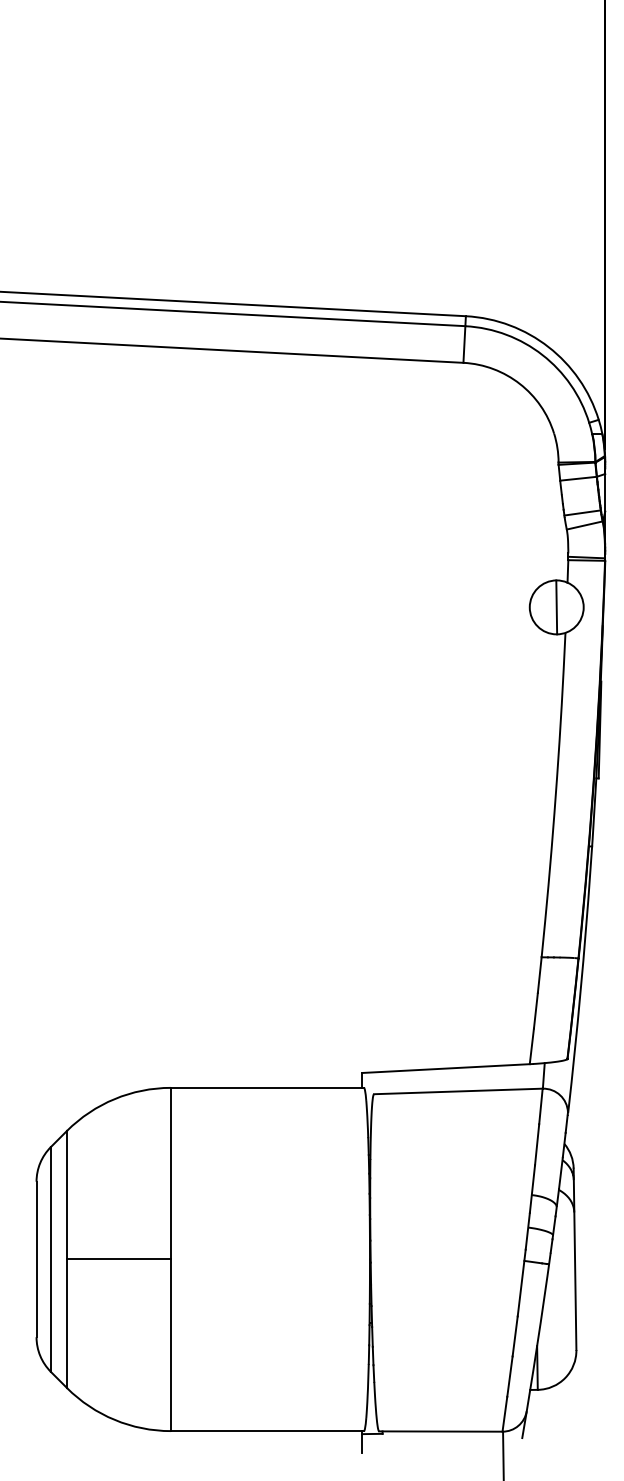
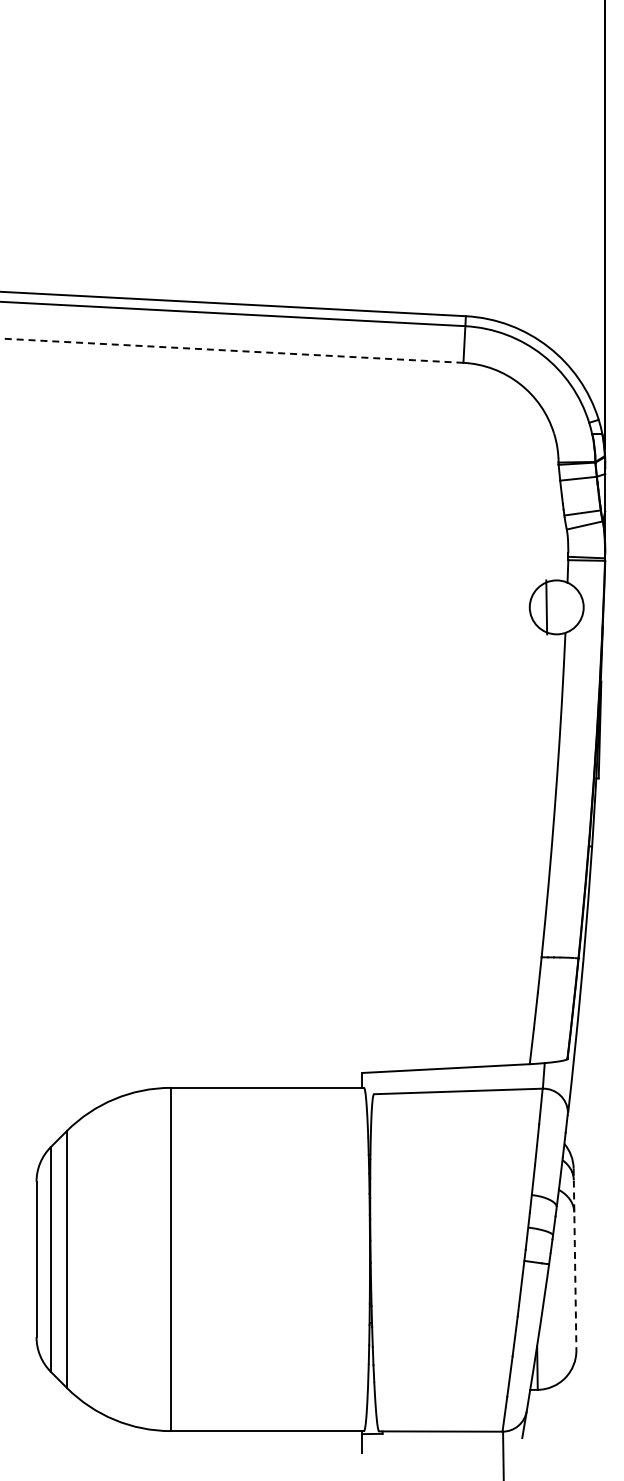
line: solid -> dashed (232, 350)
line position: (556, 607) -> (546, 607) (546, 607)
line: present -> none (118, 1259)
line: solid -> dashed (575, 1259)
